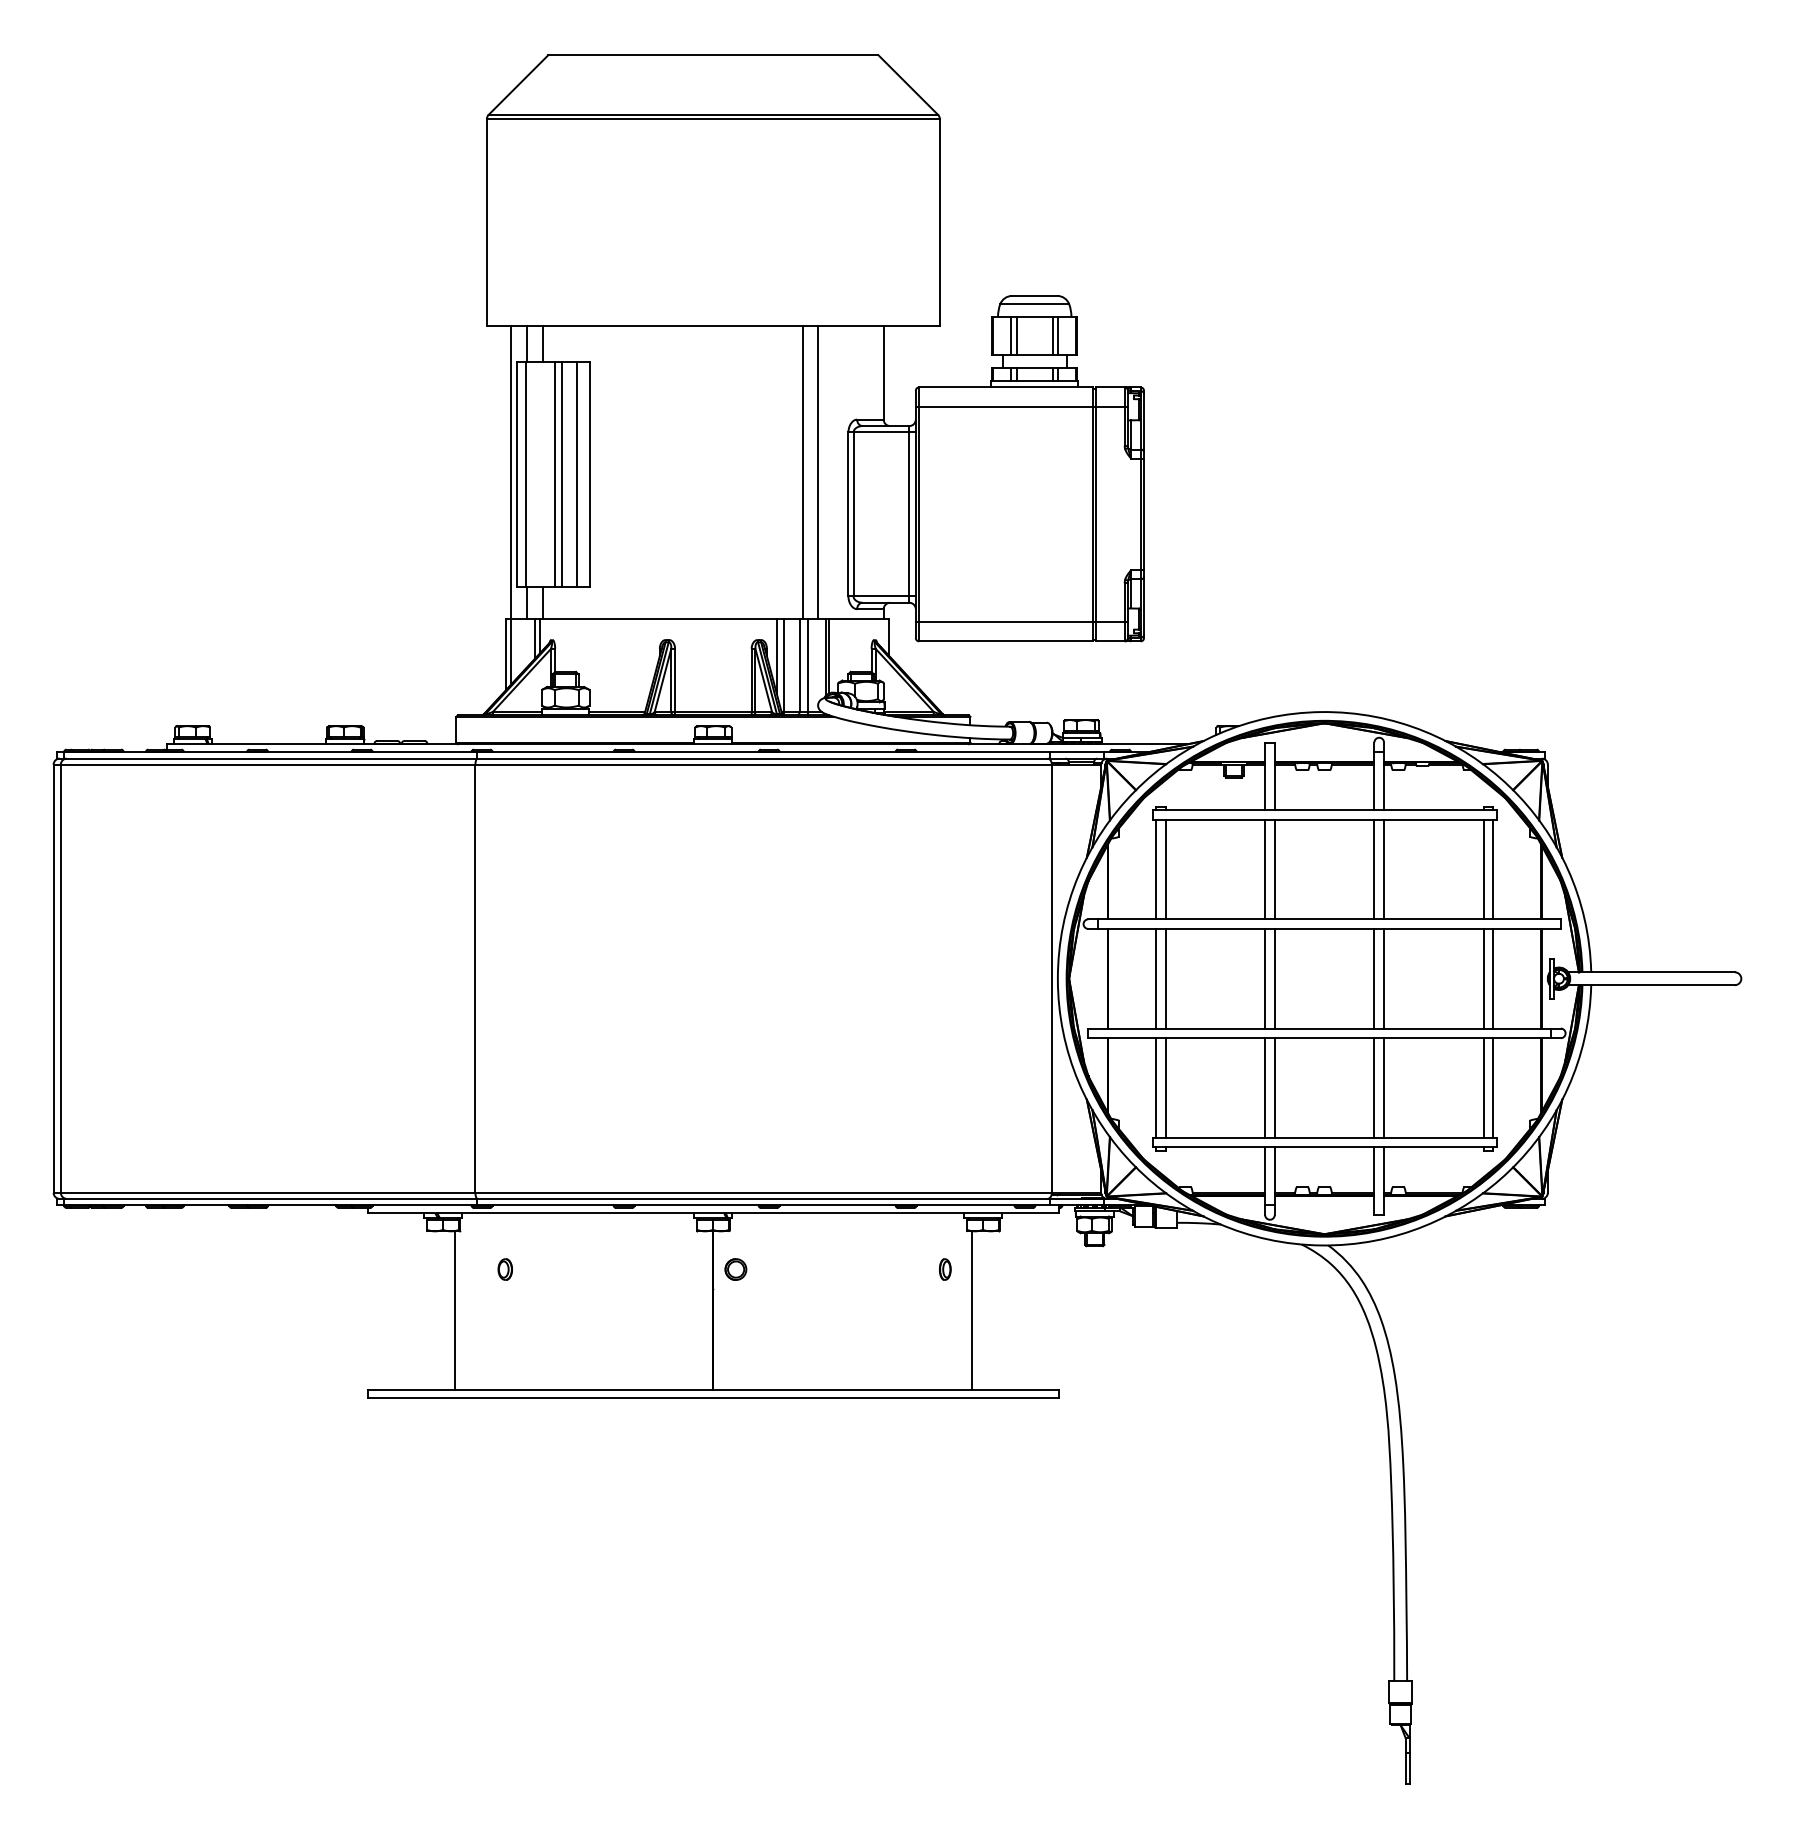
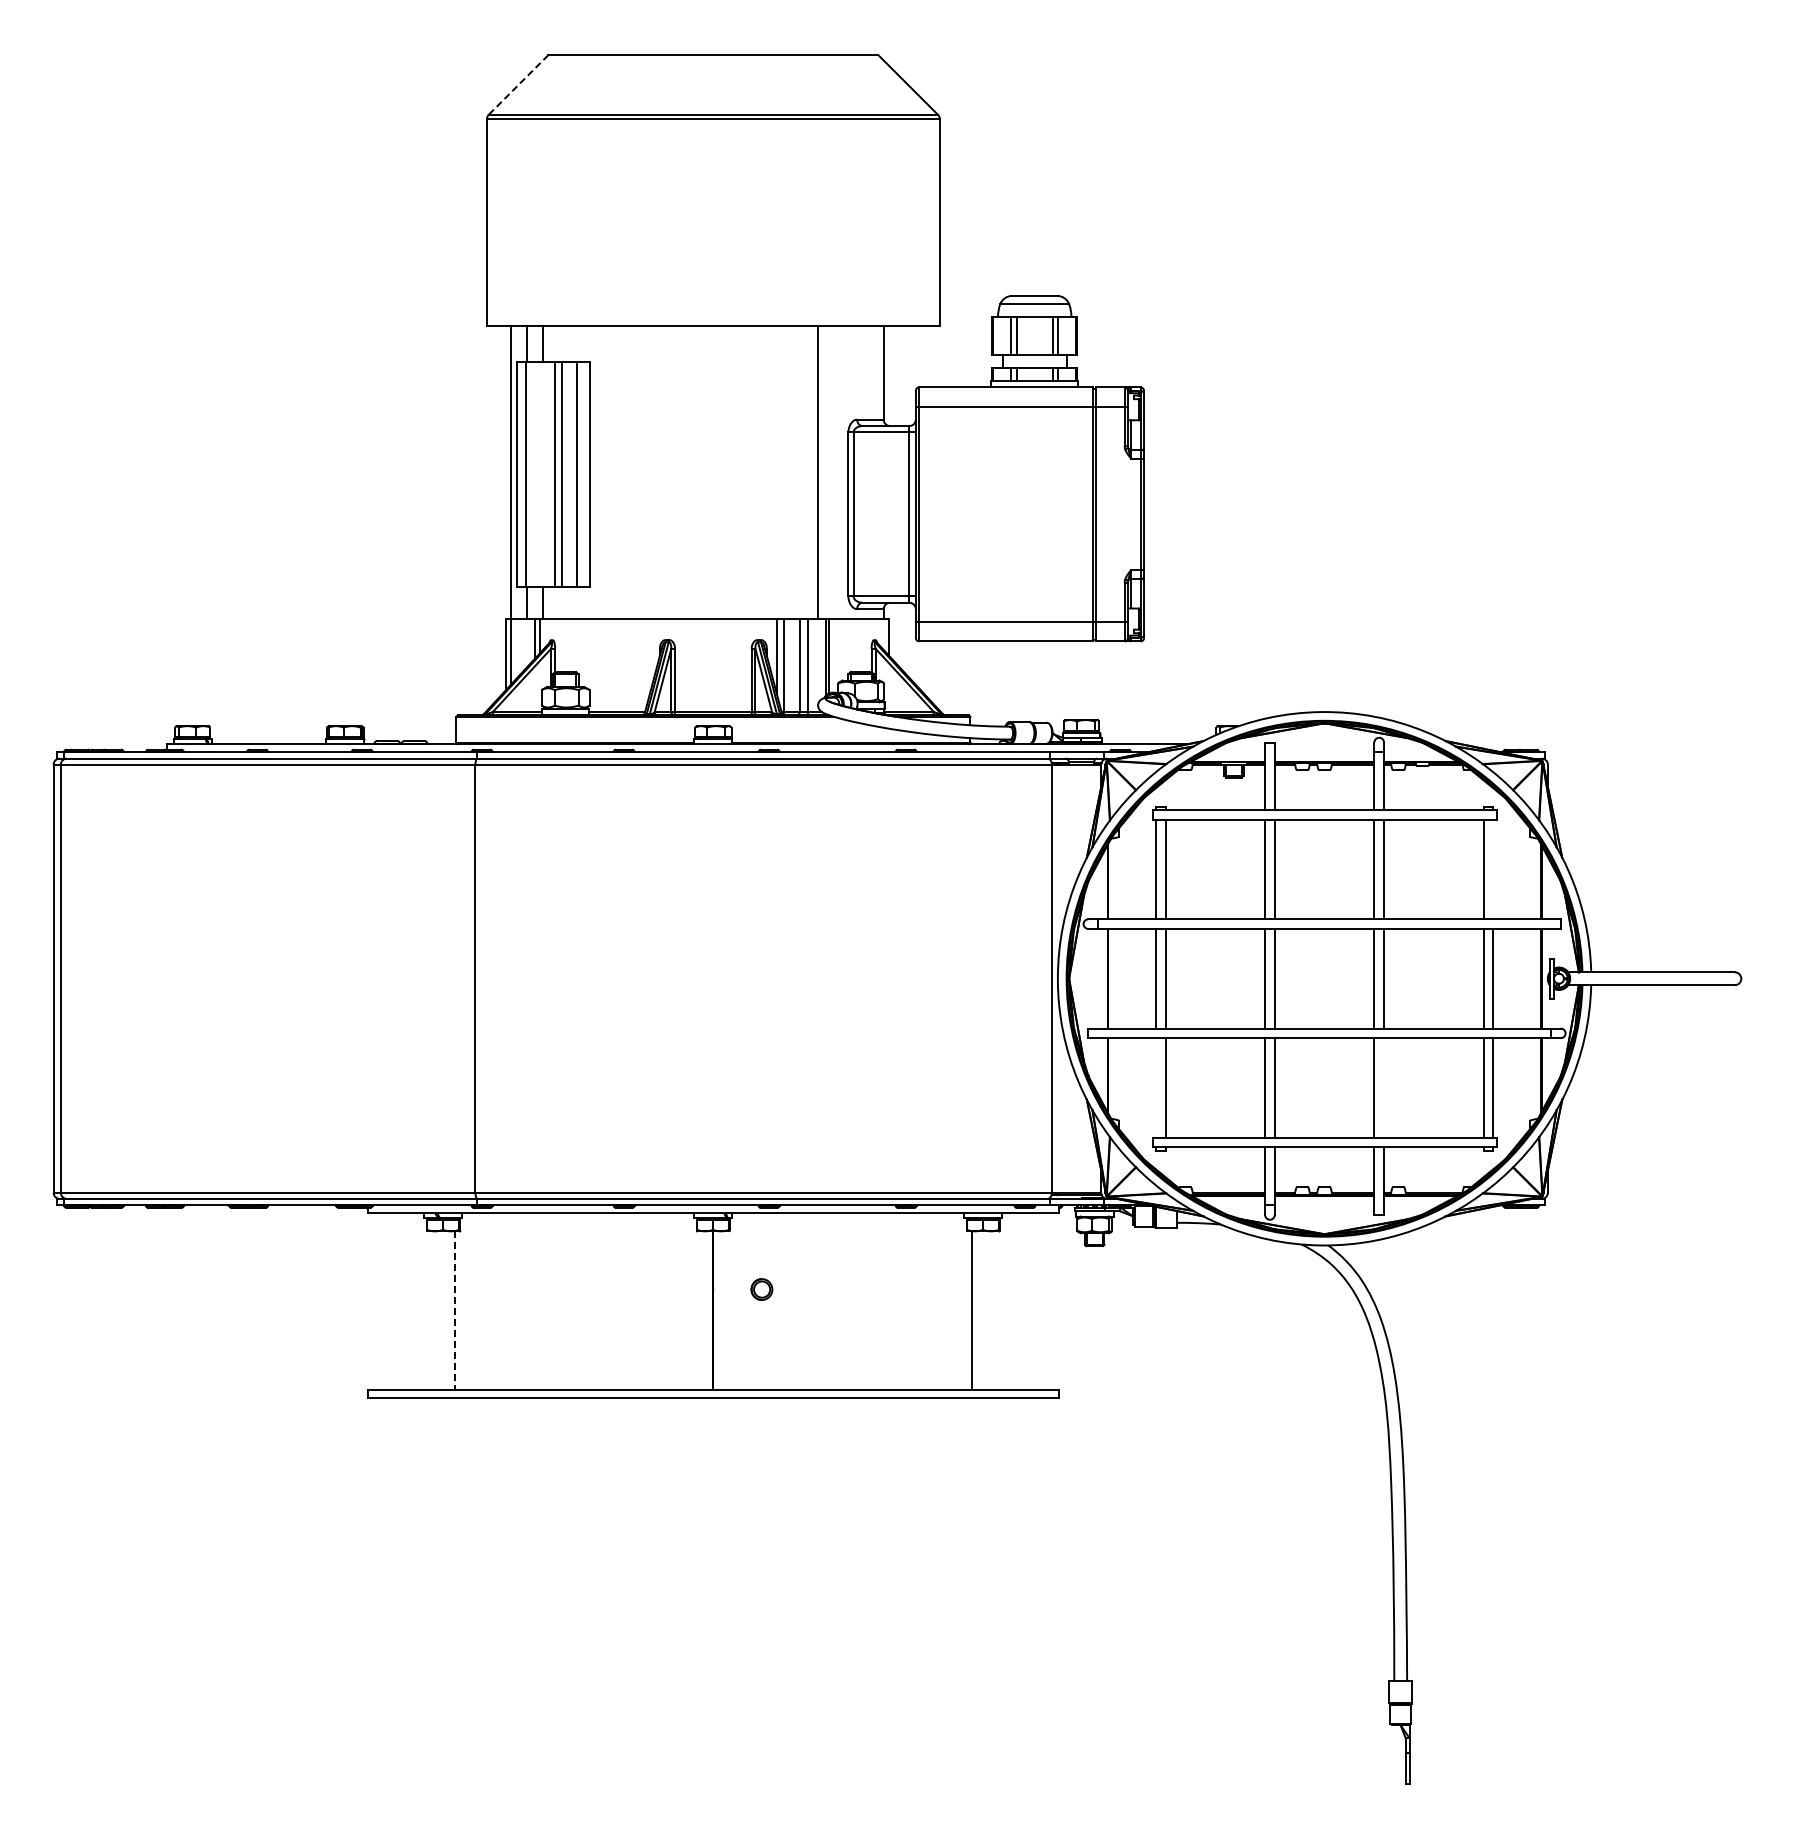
line: solid -> dashed (518, 85)
line: present -> none (802, 472)
line: present -> none (1493, 869)
line: present -> none (1155, 1087)
line: present -> none (1384, 1087)
part: present -> none (504, 1269)
part position: (735, 1269) -> (761, 1289) (761, 1289)
part: present -> none (945, 1269)
line: solid -> dashed (454, 1311)
